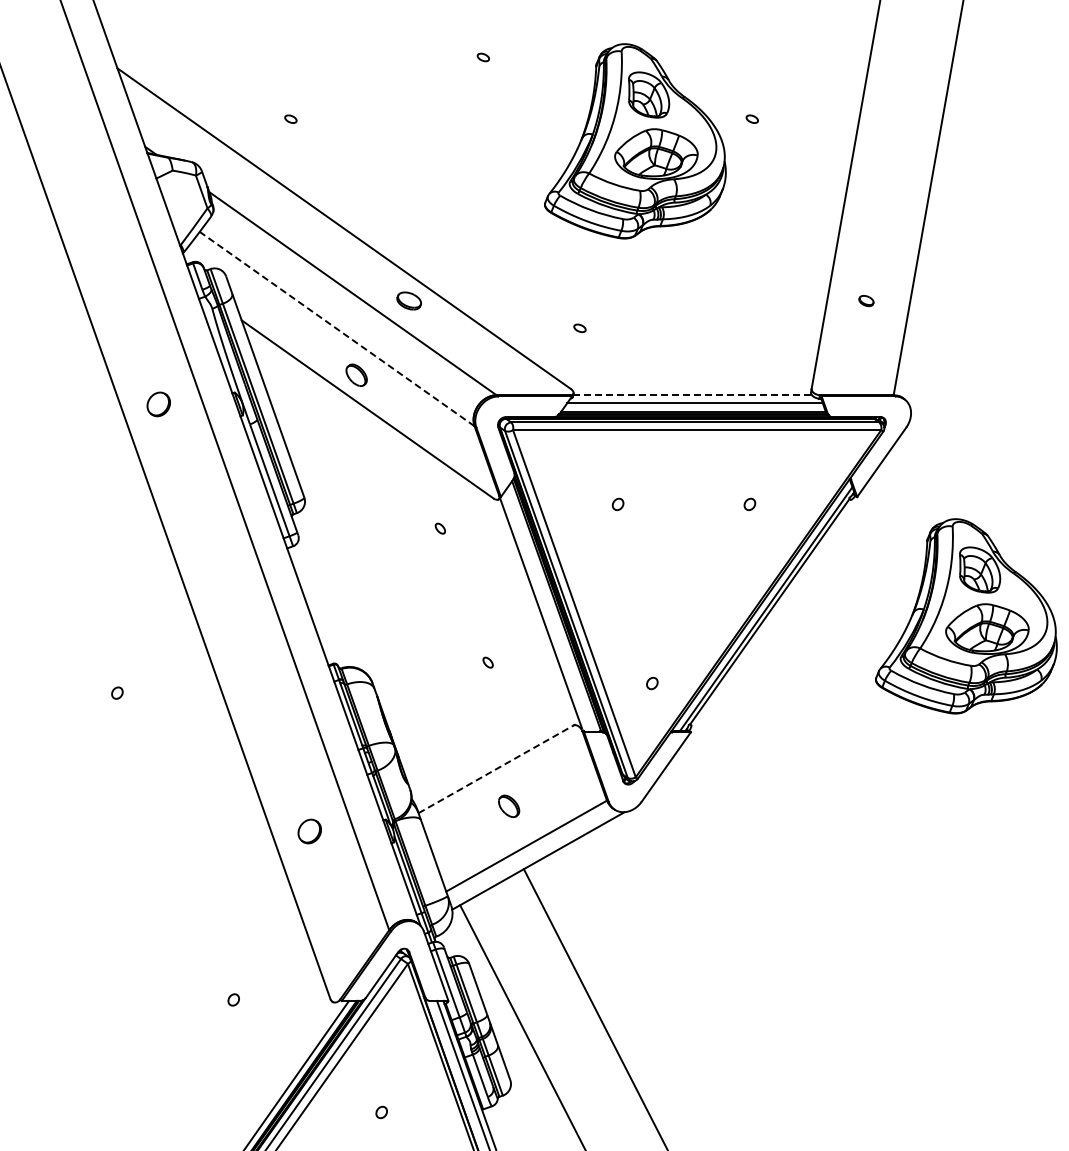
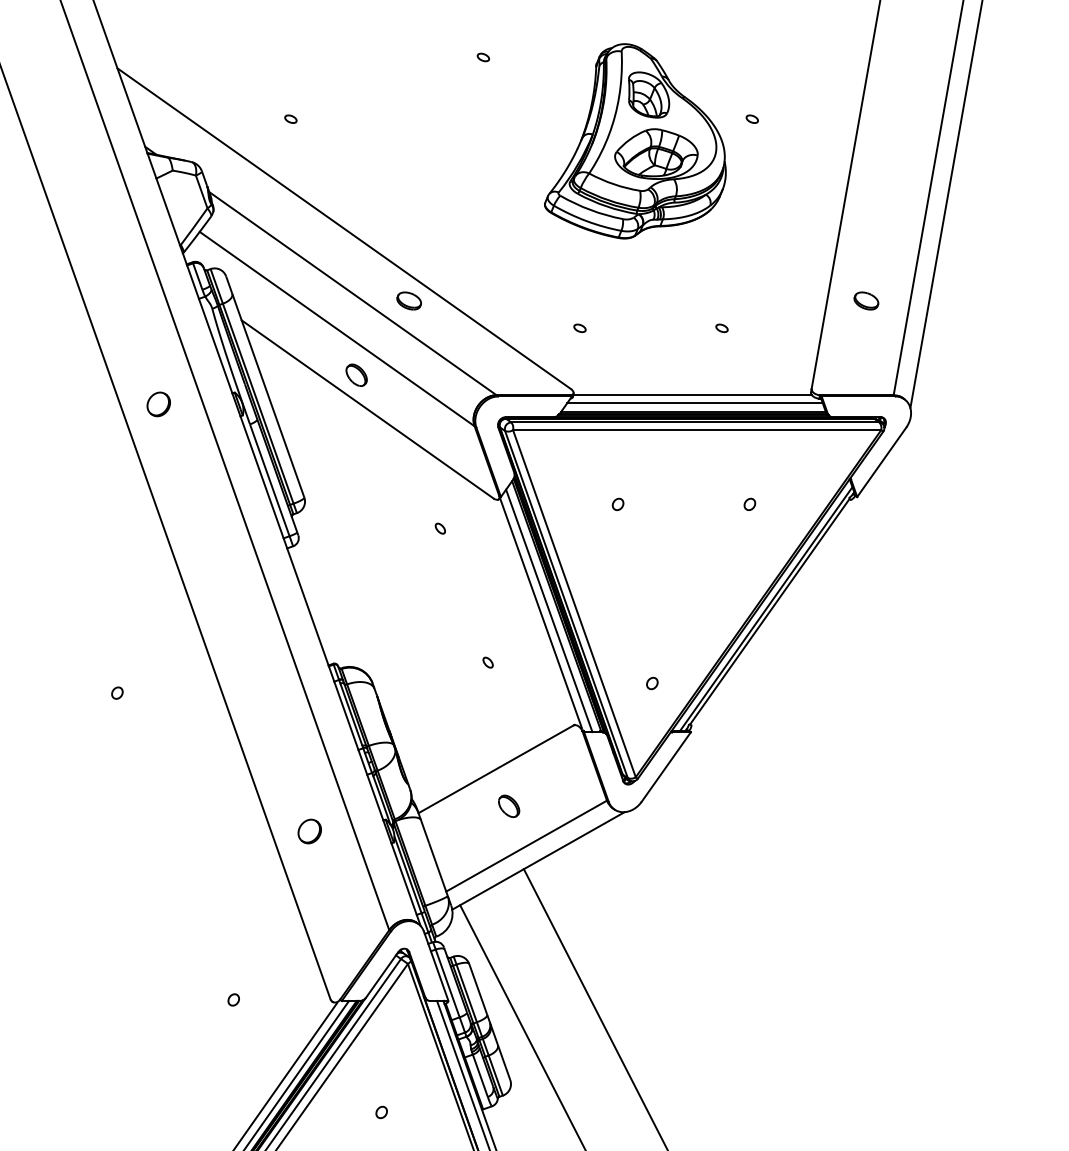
line: none -> present (946, 205)
part size: 17x12 px -> 27x20 px (866, 300)
line: dashed -> solid (336, 328)
part: none -> present (721, 328)
line: dashed -> solid (693, 394)
line: none -> present (549, 610)
part: present -> none (966, 616)
line: dashed -> solid (496, 769)
line: none -> present (286, 1074)
